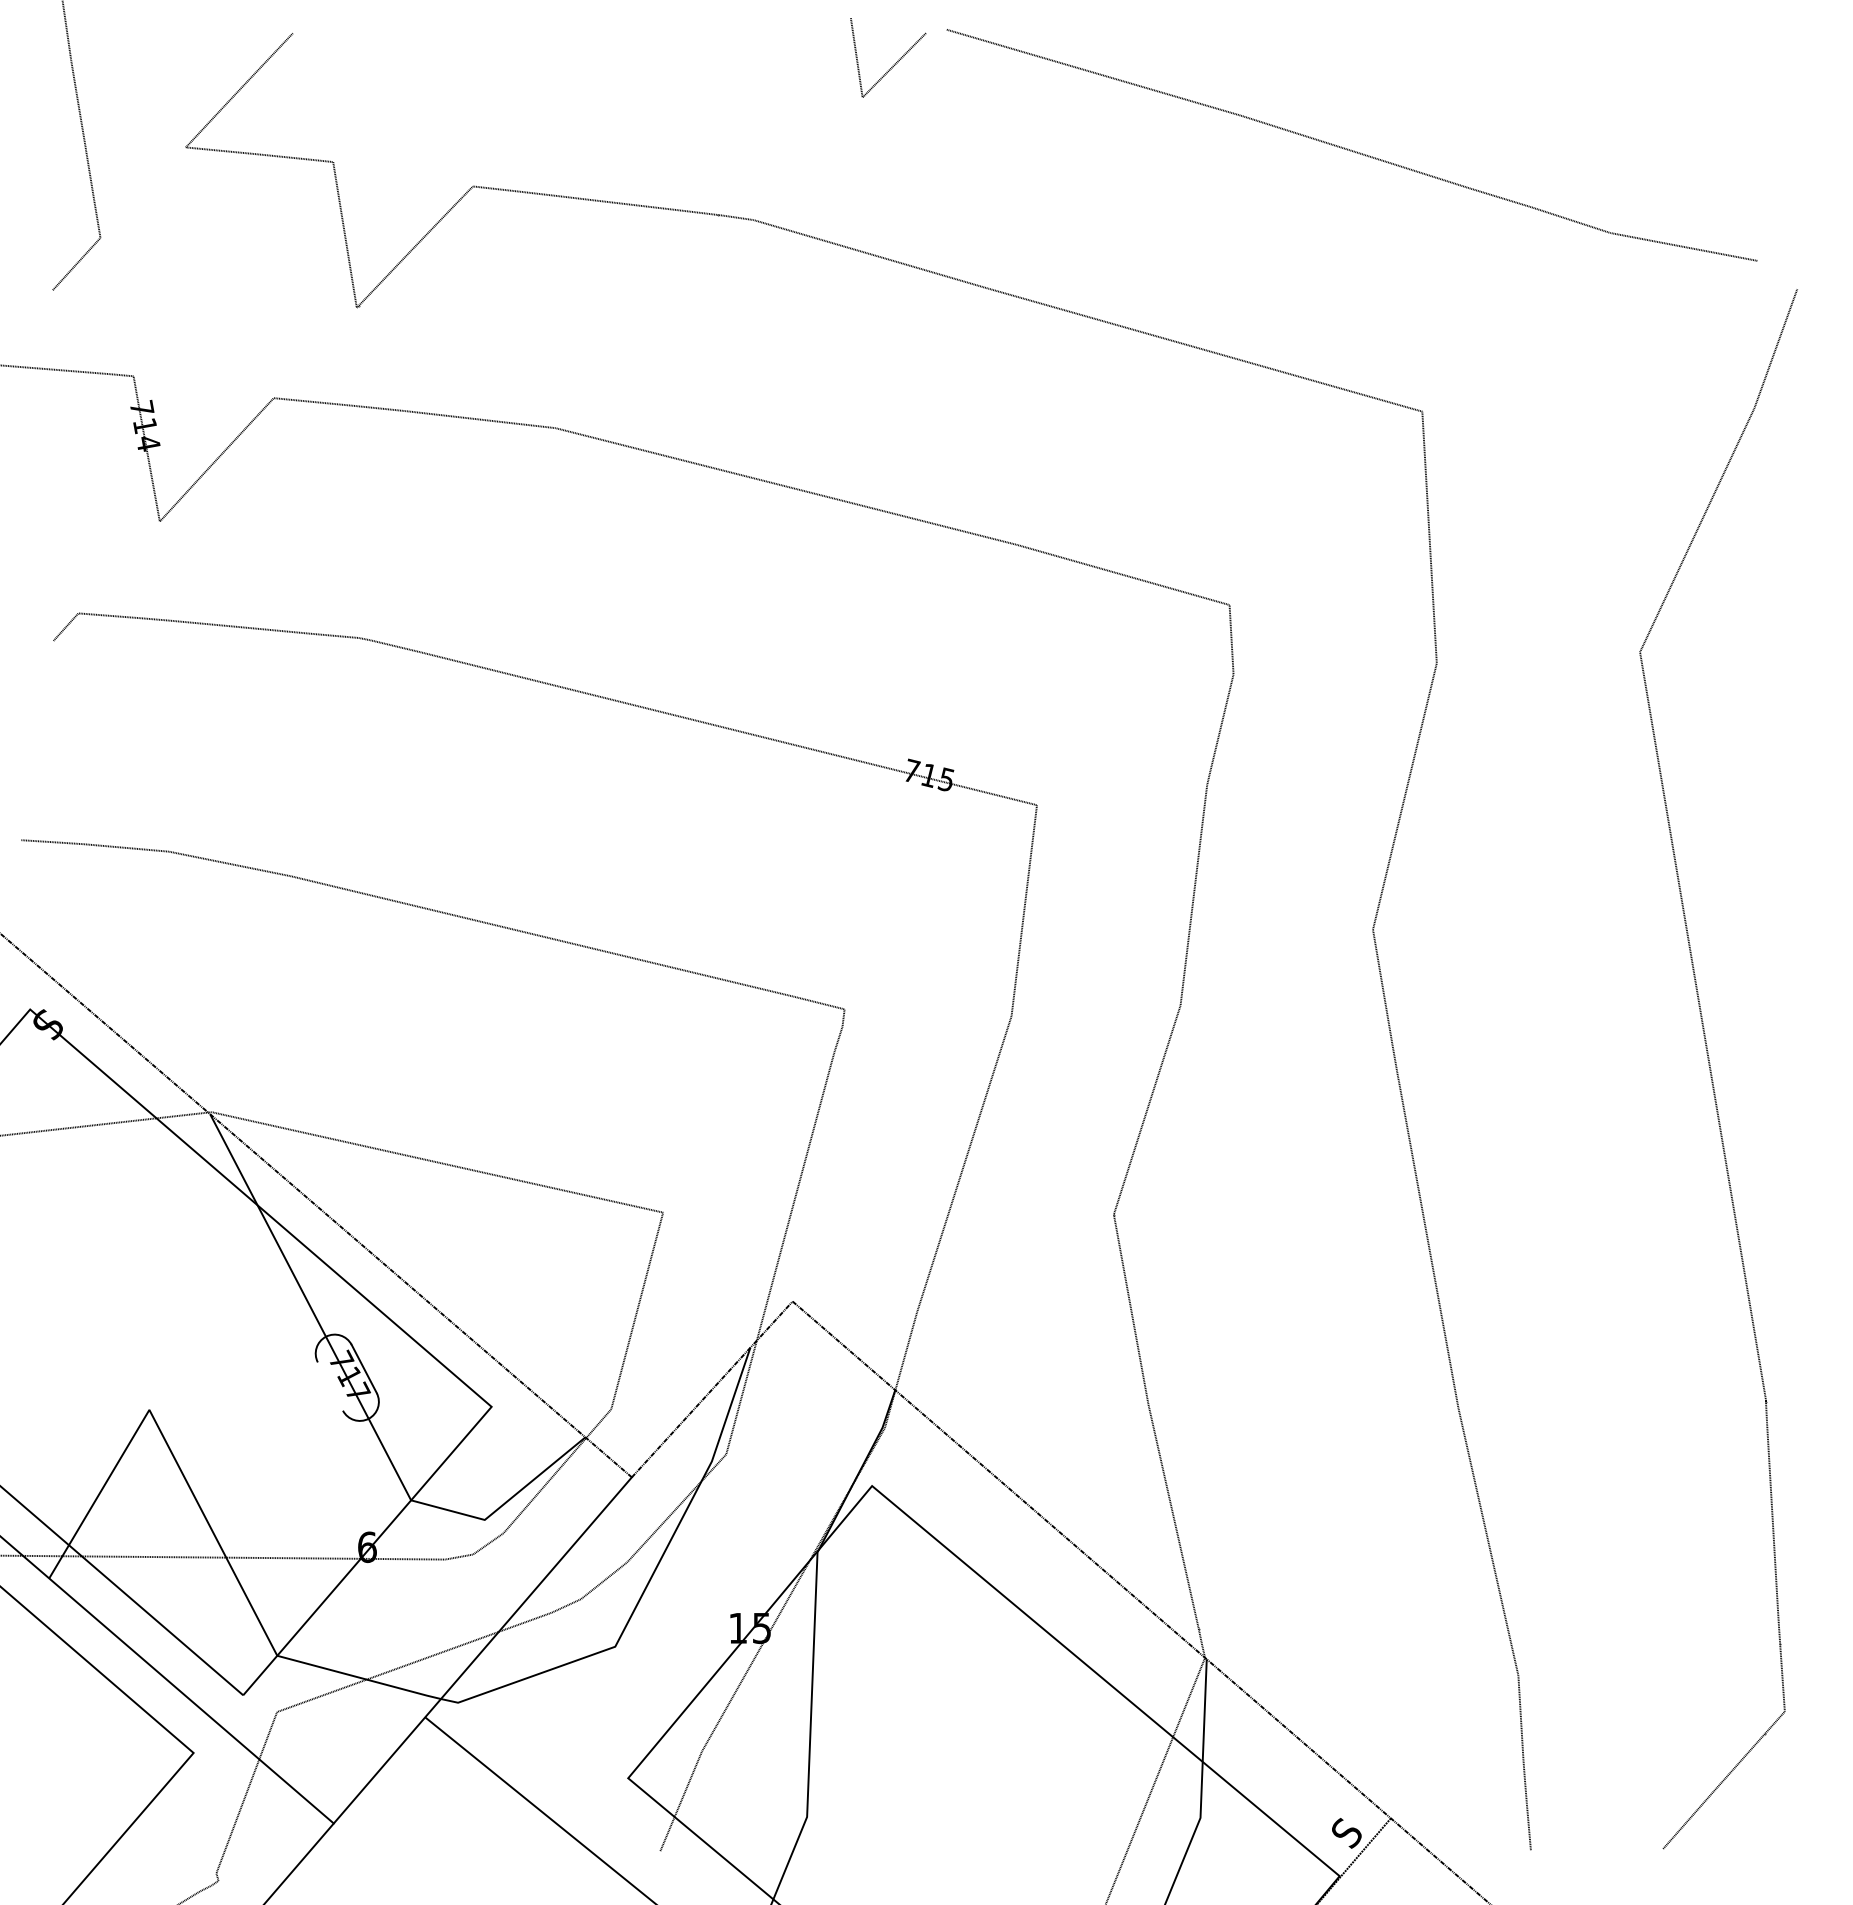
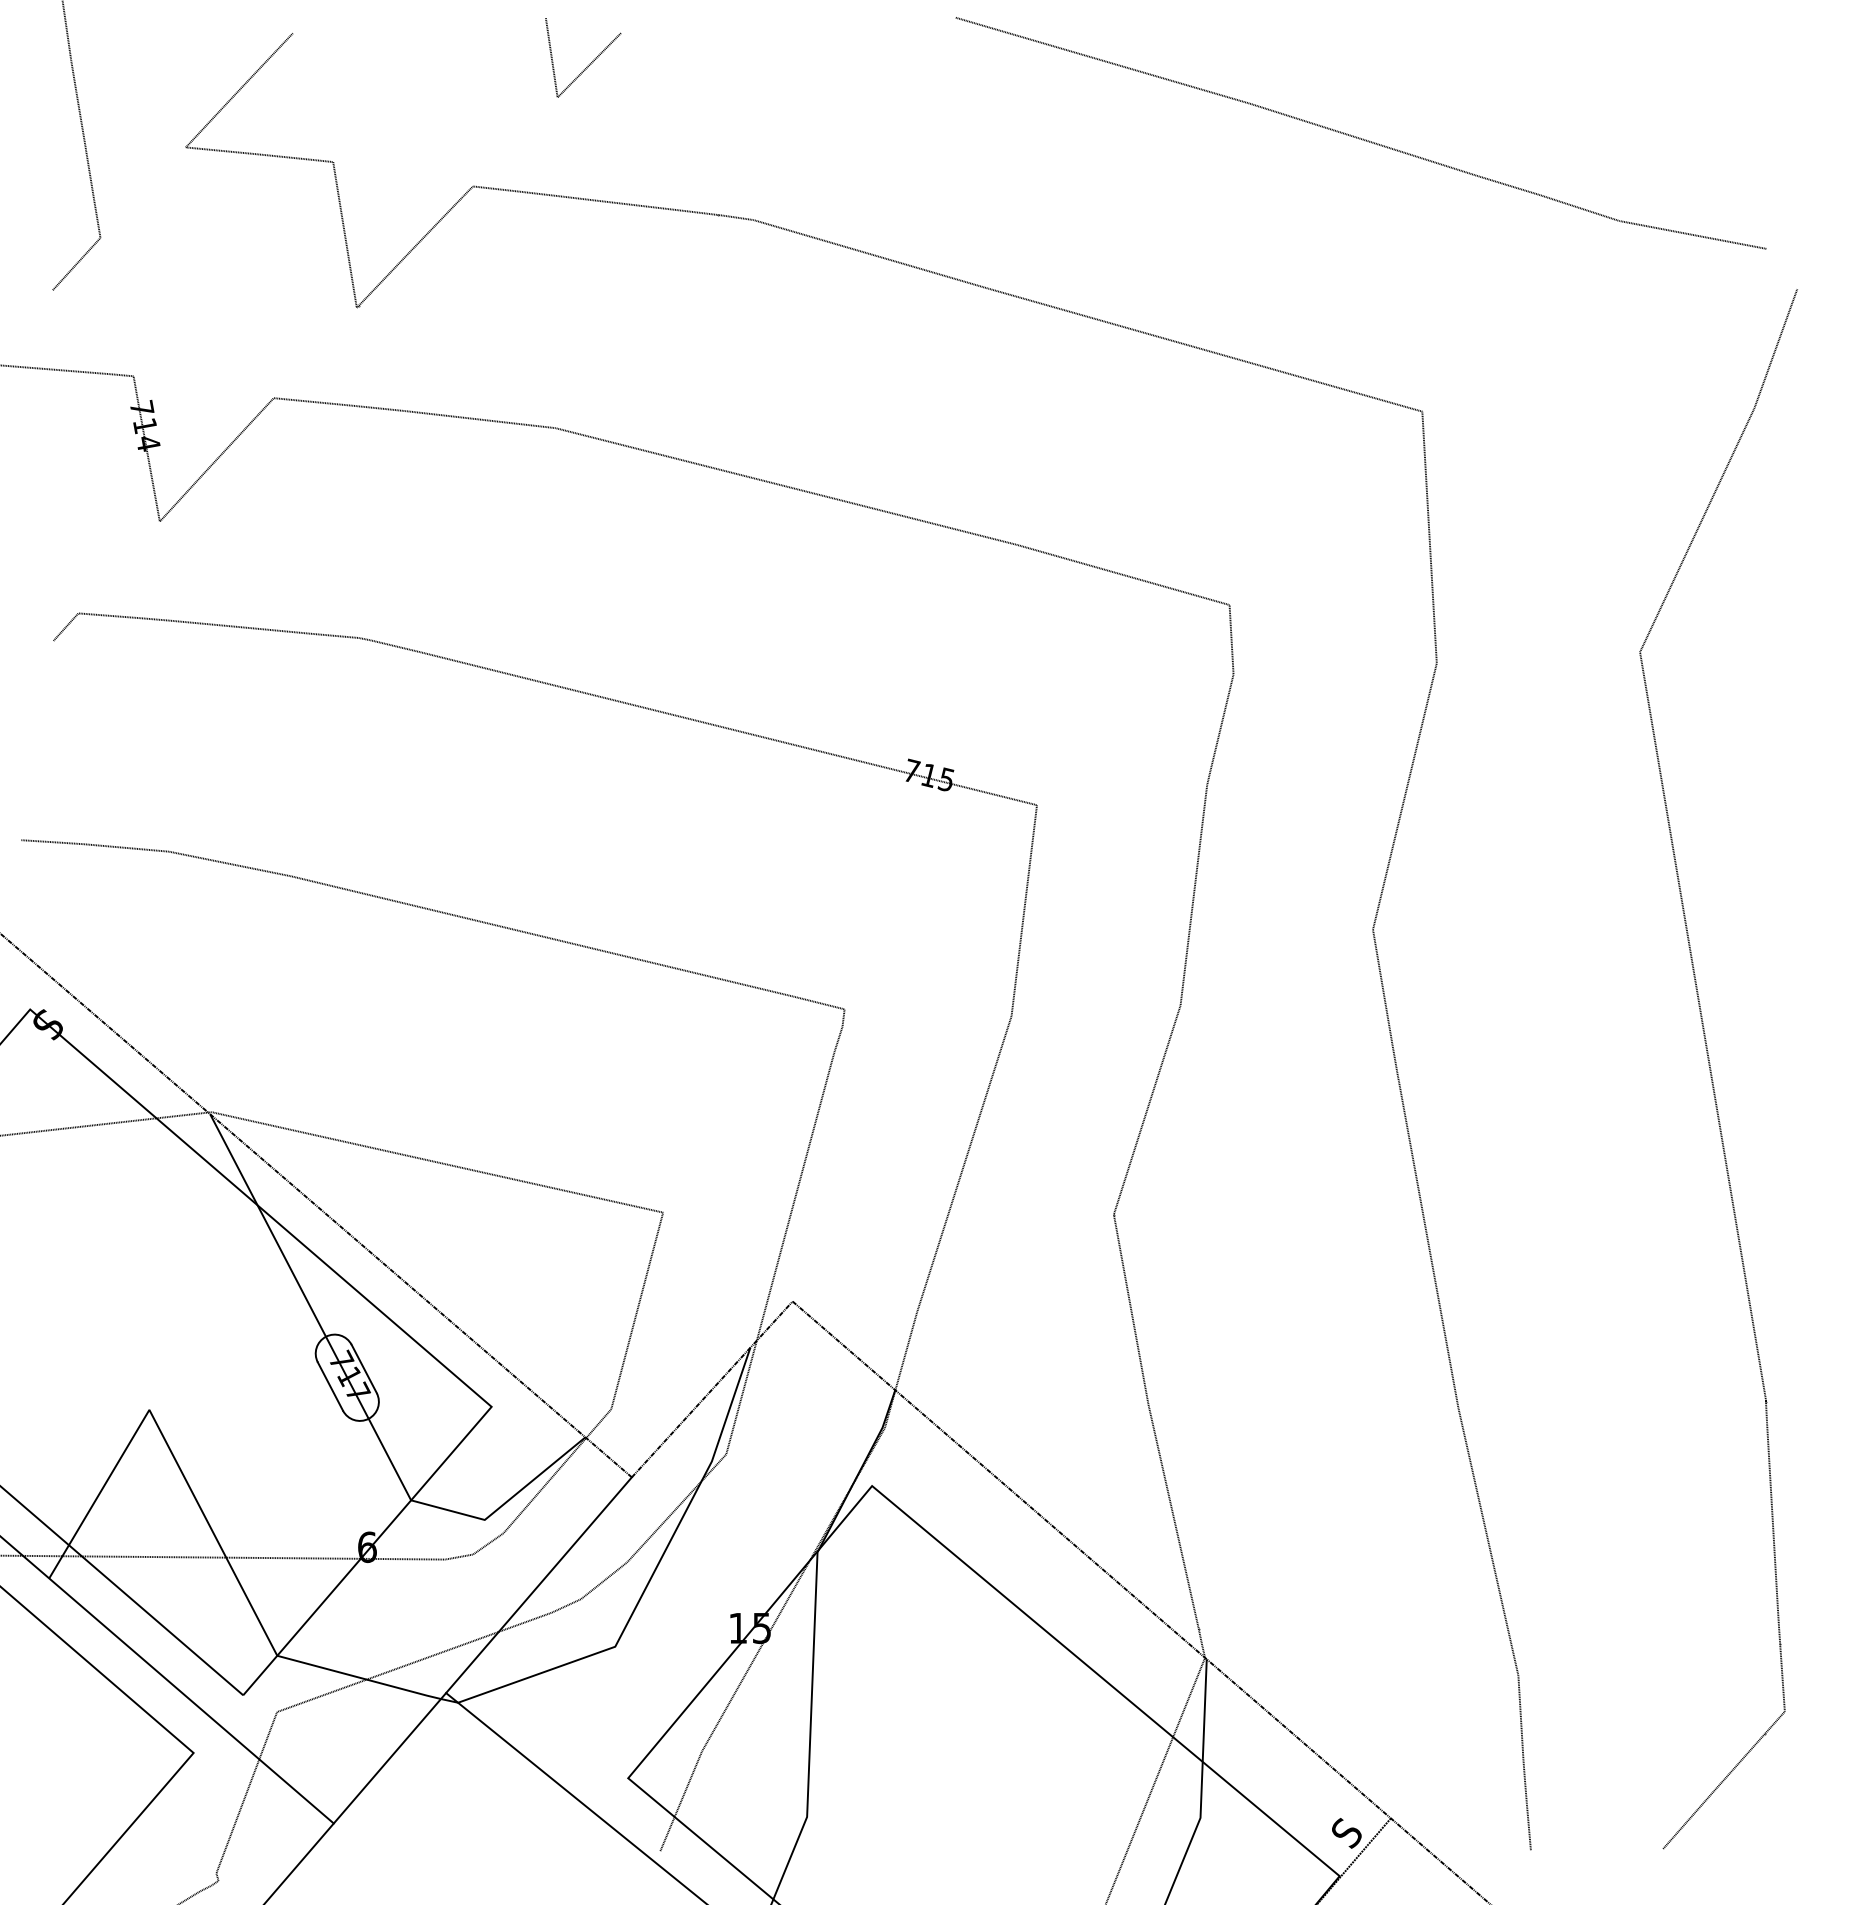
curve position: (894, 63) -> (589, 63) (589, 63)
curve position: (1351, 149) -> (1360, 137) (1360, 137)
line: none -> present (329, 1386)
line position: (539, 1809) -> (574, 1797) (574, 1797)
